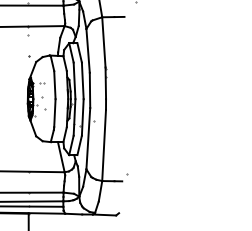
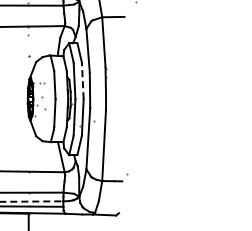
line: solid -> dashed (82, 80)
line: solid -> dashed (32, 201)
